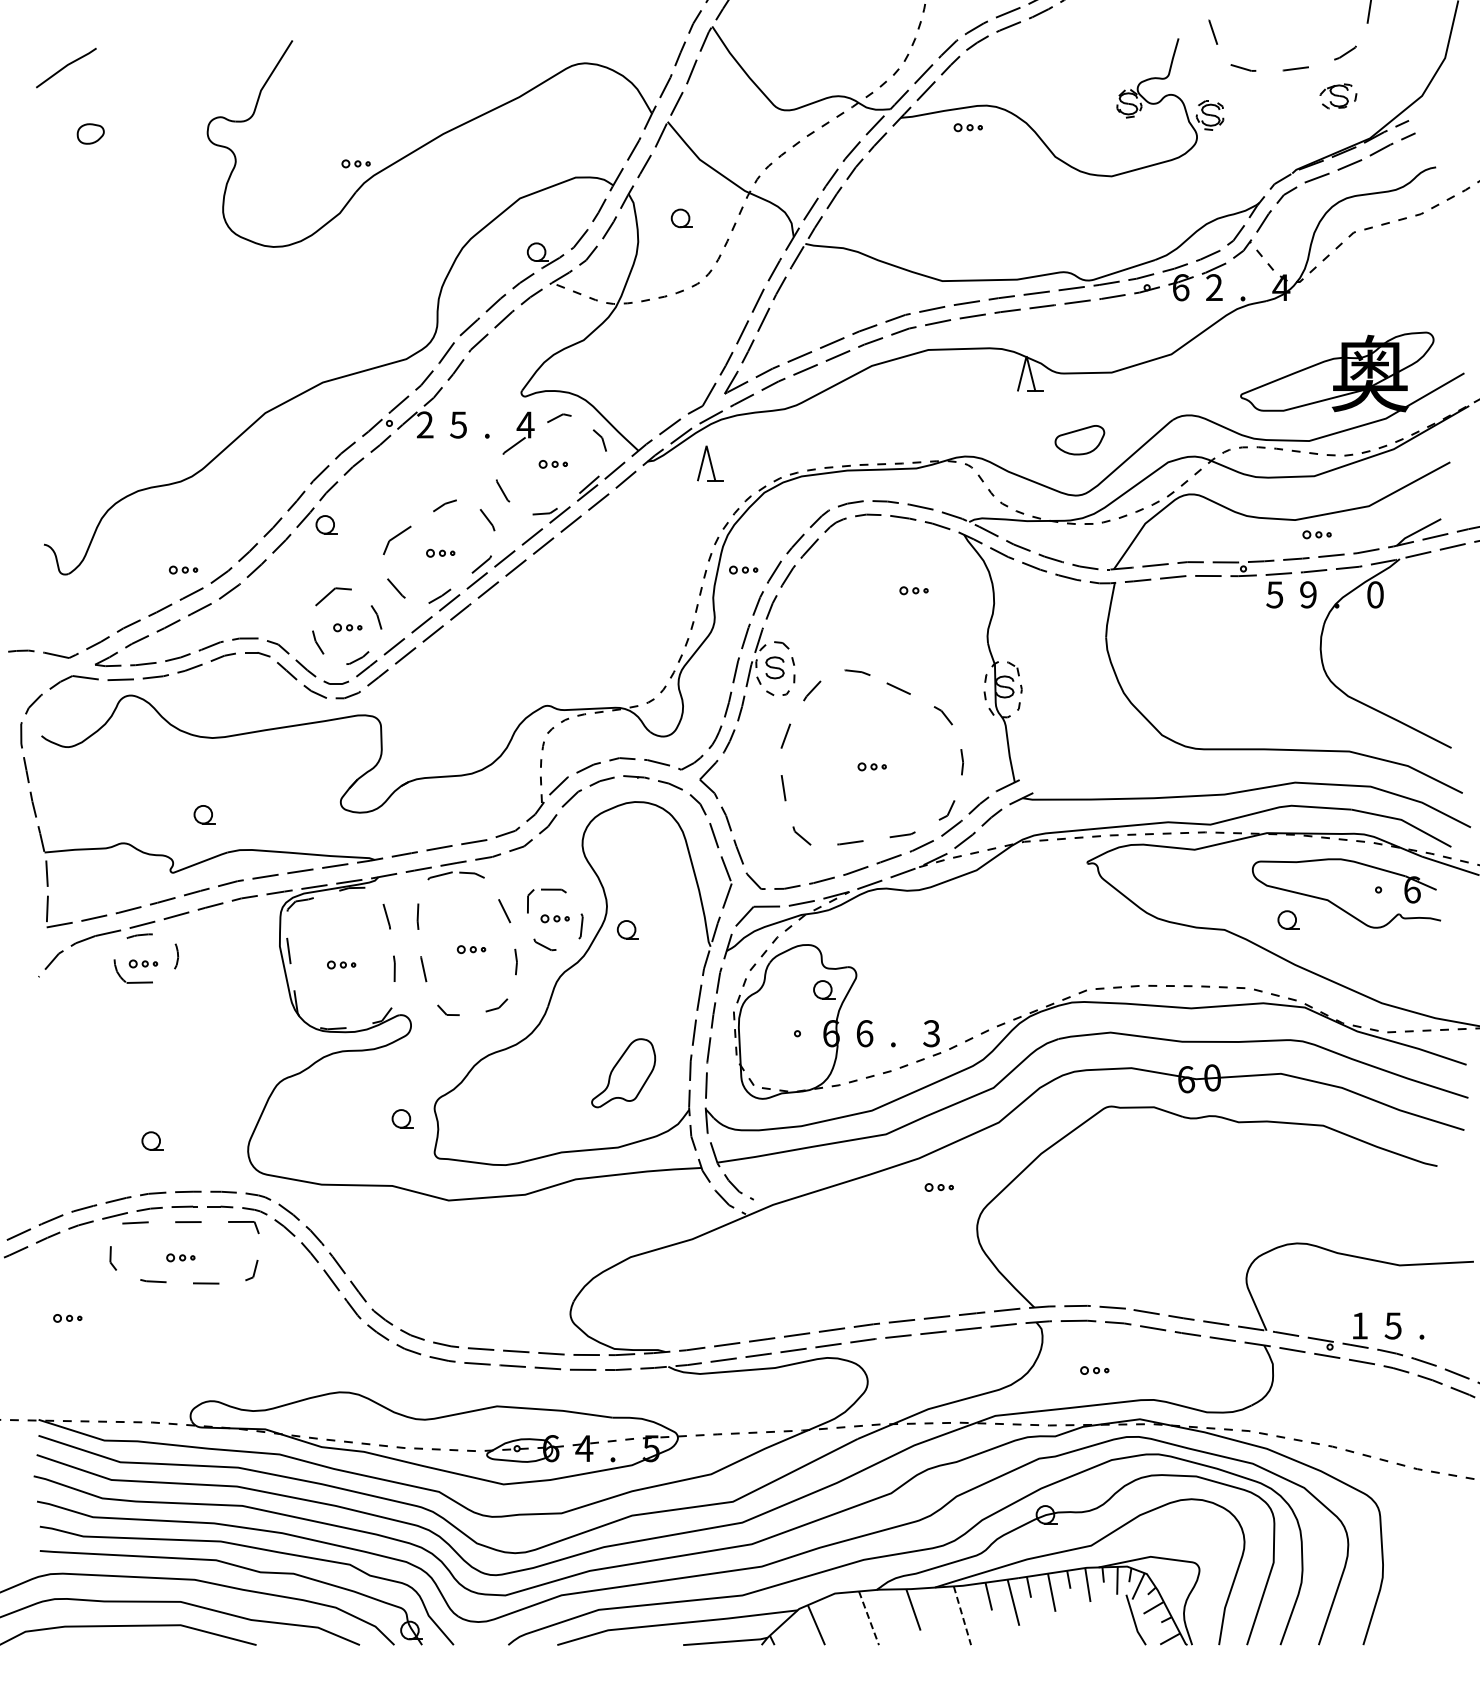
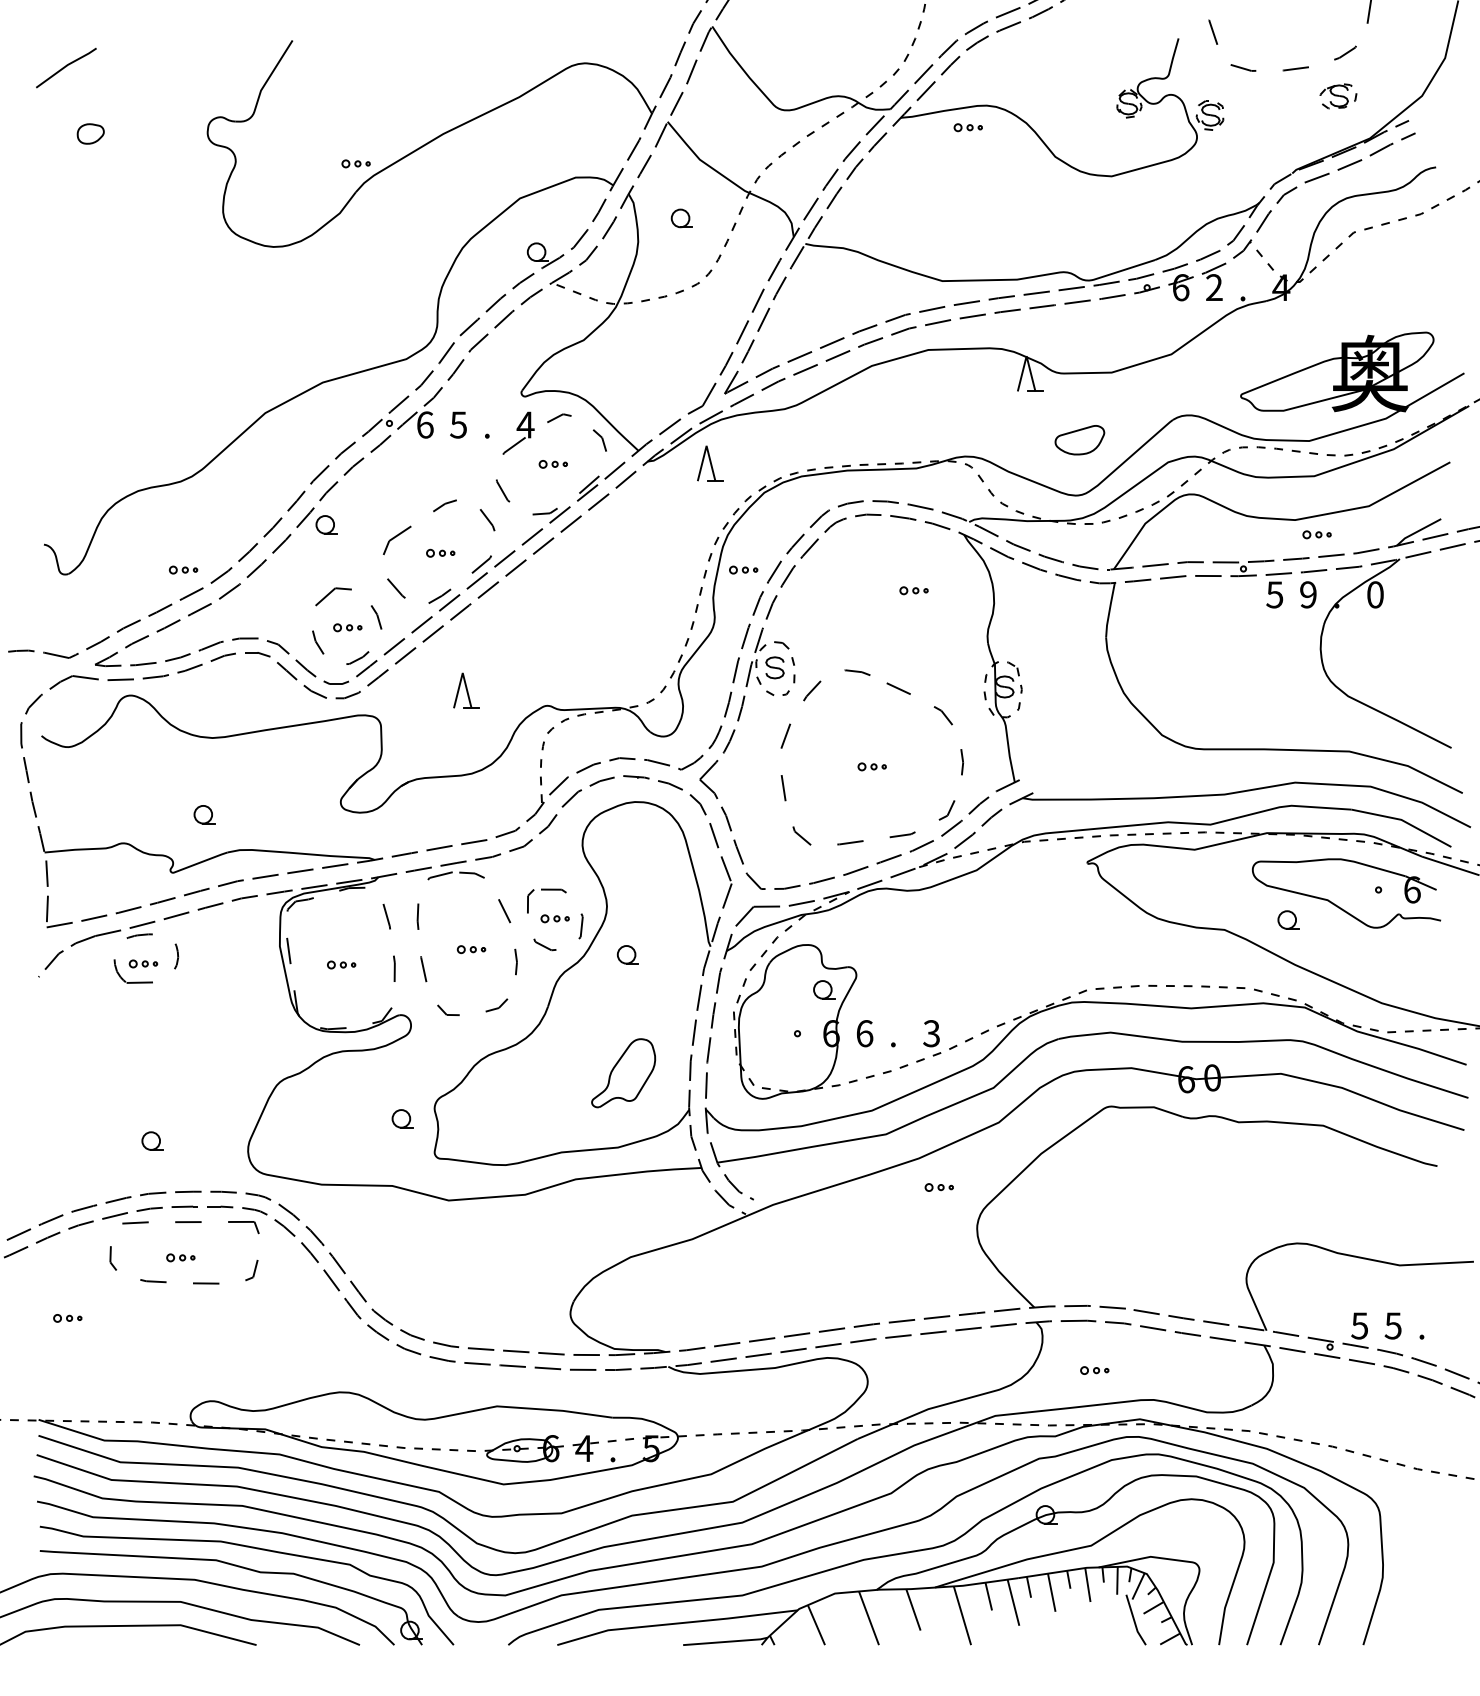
text: 2 -> 6 (424, 424)
part: none -> present (466, 690)
part position: (627, 929) -> (627, 954) (627, 954)
text: 1 -> 5 (1359, 1325)
line: dashed -> solid (962, 1615)
line: dashed -> solid (869, 1618)
